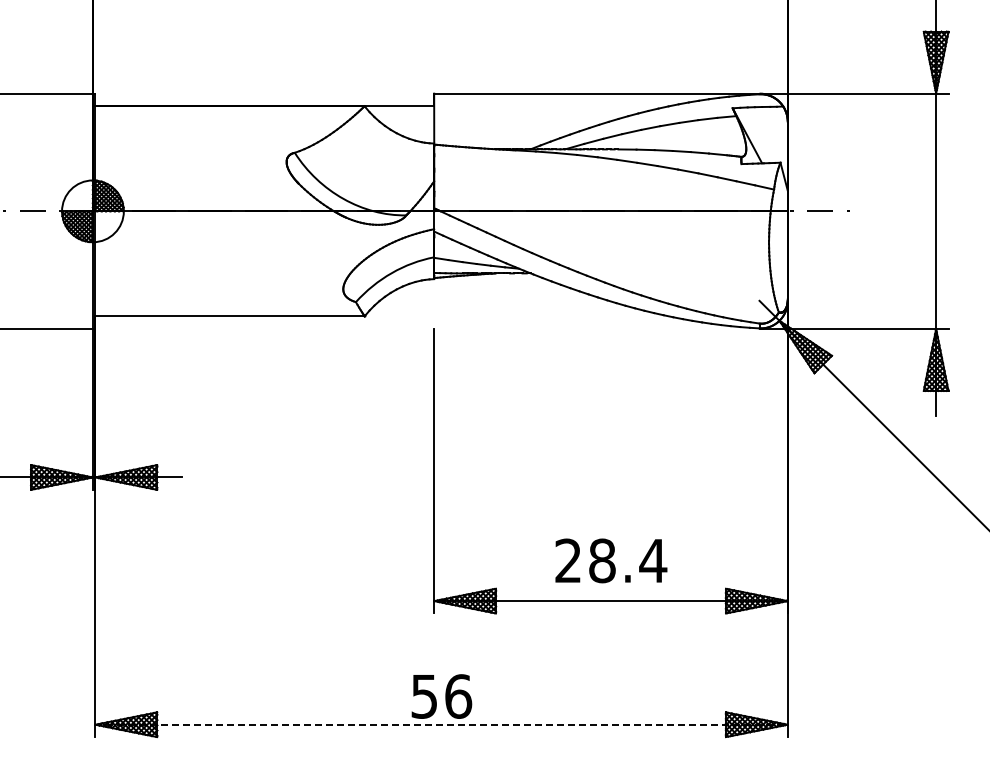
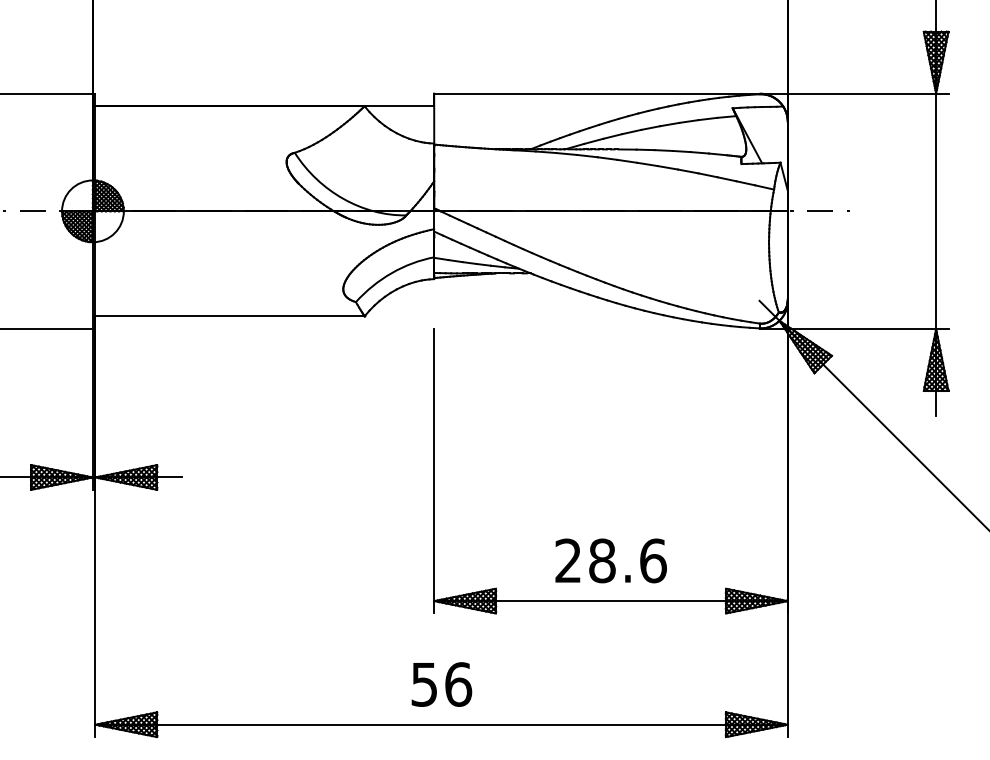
text: 28.4 -> 28.6 (653, 560)
text position: (441, 696) -> (441, 684) (441, 684)
line: dashed -> solid (442, 724)
